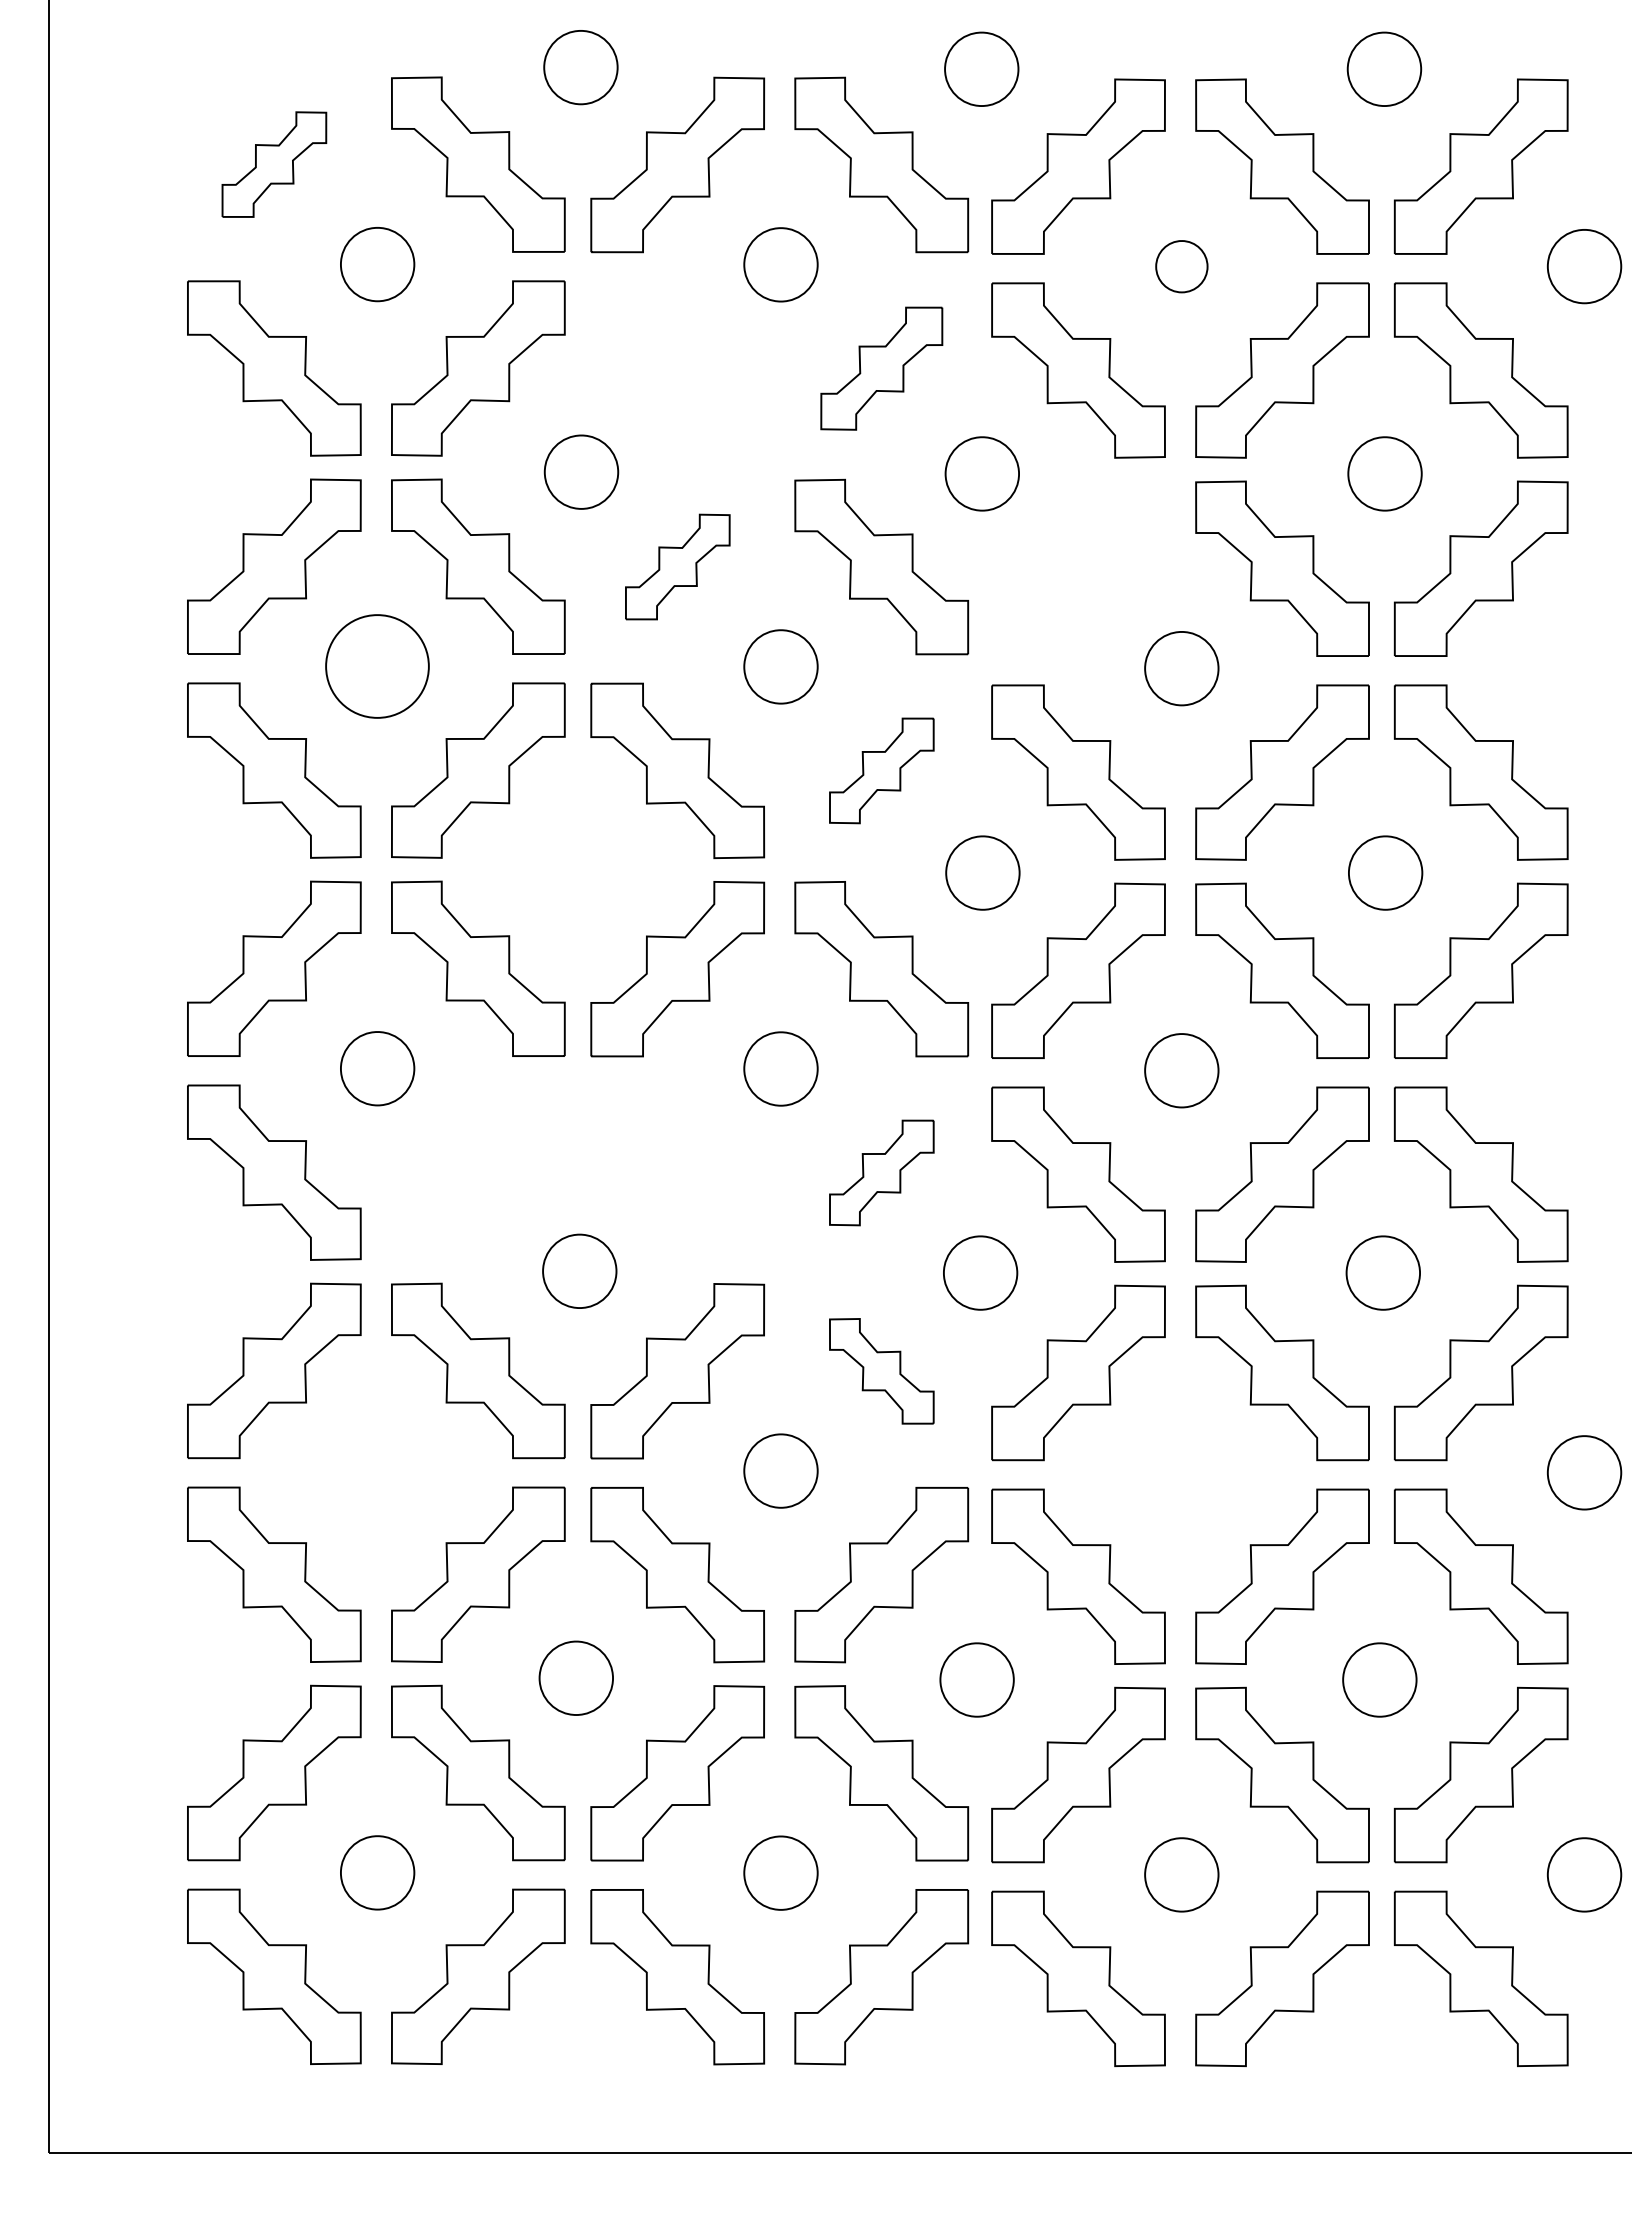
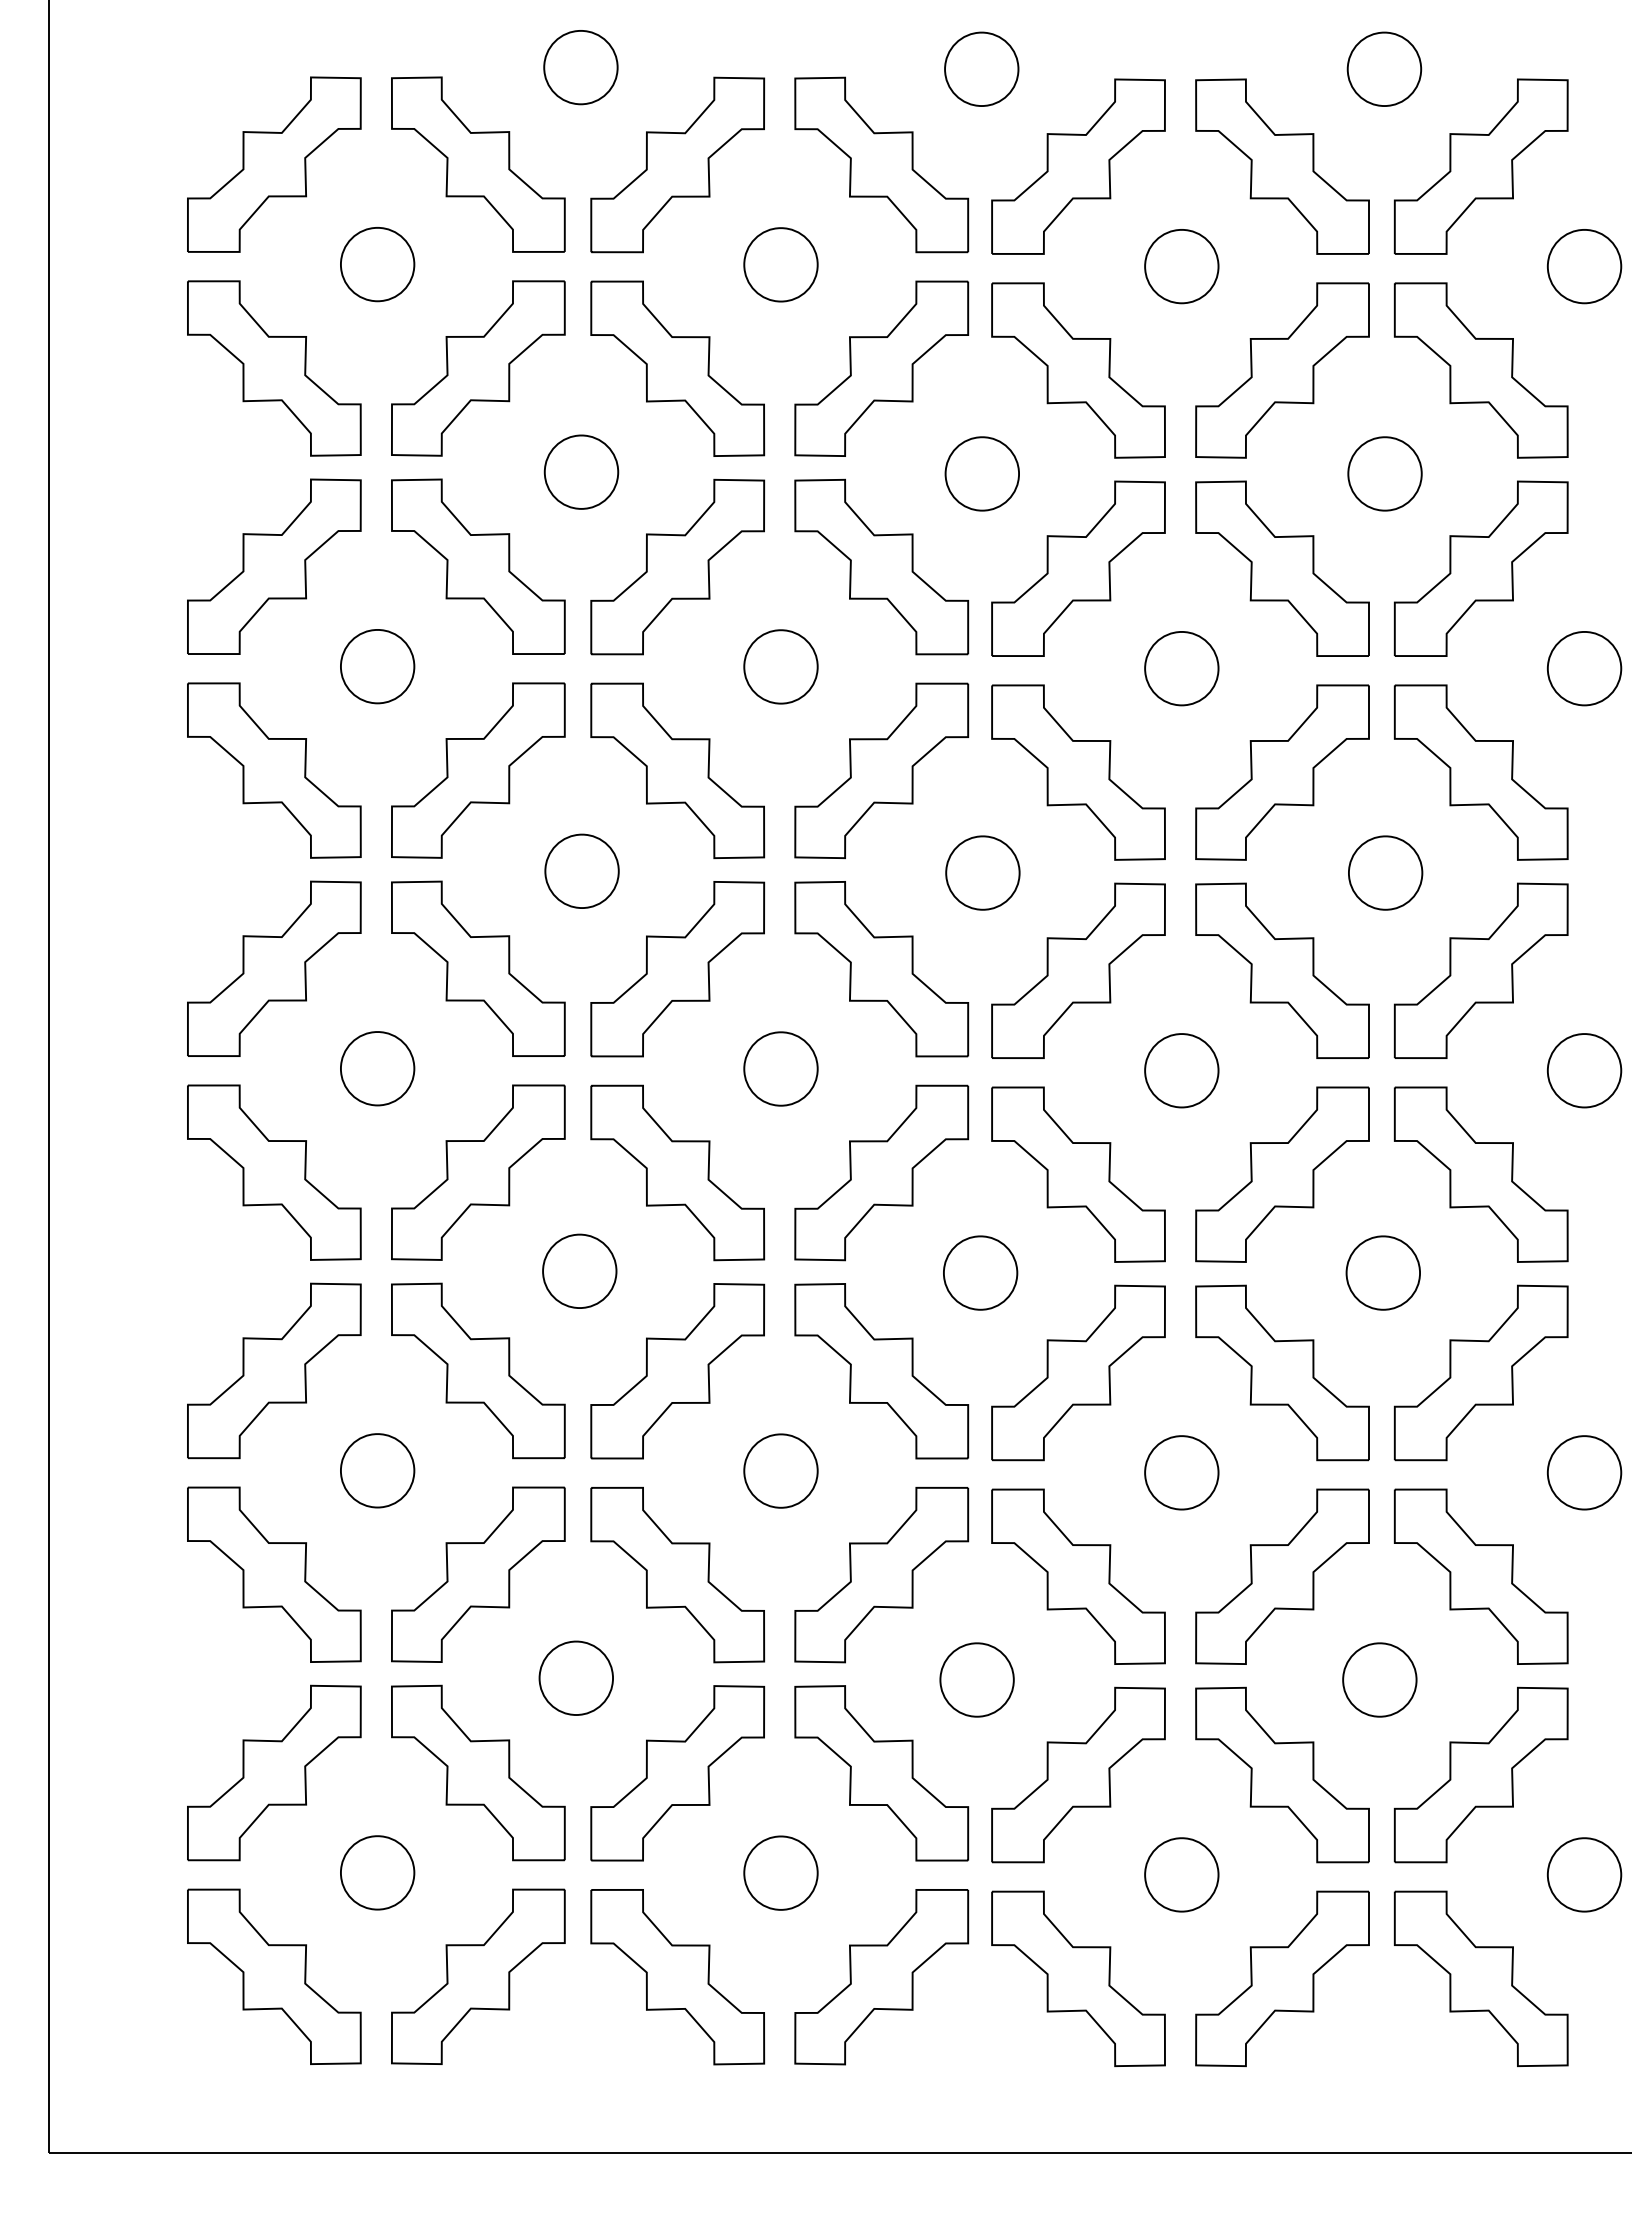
part size: 107x107 px -> 175x177 px (274, 164)
part size: 54x54 px -> 76x76 px (1181, 266)
part: none -> present (677, 368)
part size: 124x125 px -> 176x177 px (881, 368)
part size: 106x108 px -> 176x178 px (677, 566)
part: none -> present (1078, 568)
part size: 105x105 px -> 76x76 px (377, 666)
part: none -> present (1584, 668)
part size: 106x108 px -> 176x178 px (881, 770)
part: none -> present (581, 870)
part: none -> present (1584, 1070)
part: none -> present (478, 1172)
part: none -> present (677, 1172)
part size: 106x108 px -> 176x178 px (881, 1172)
part size: 106x107 px -> 176x177 px (881, 1371)
part: none -> present (377, 1470)
part: none -> present (1181, 1472)
